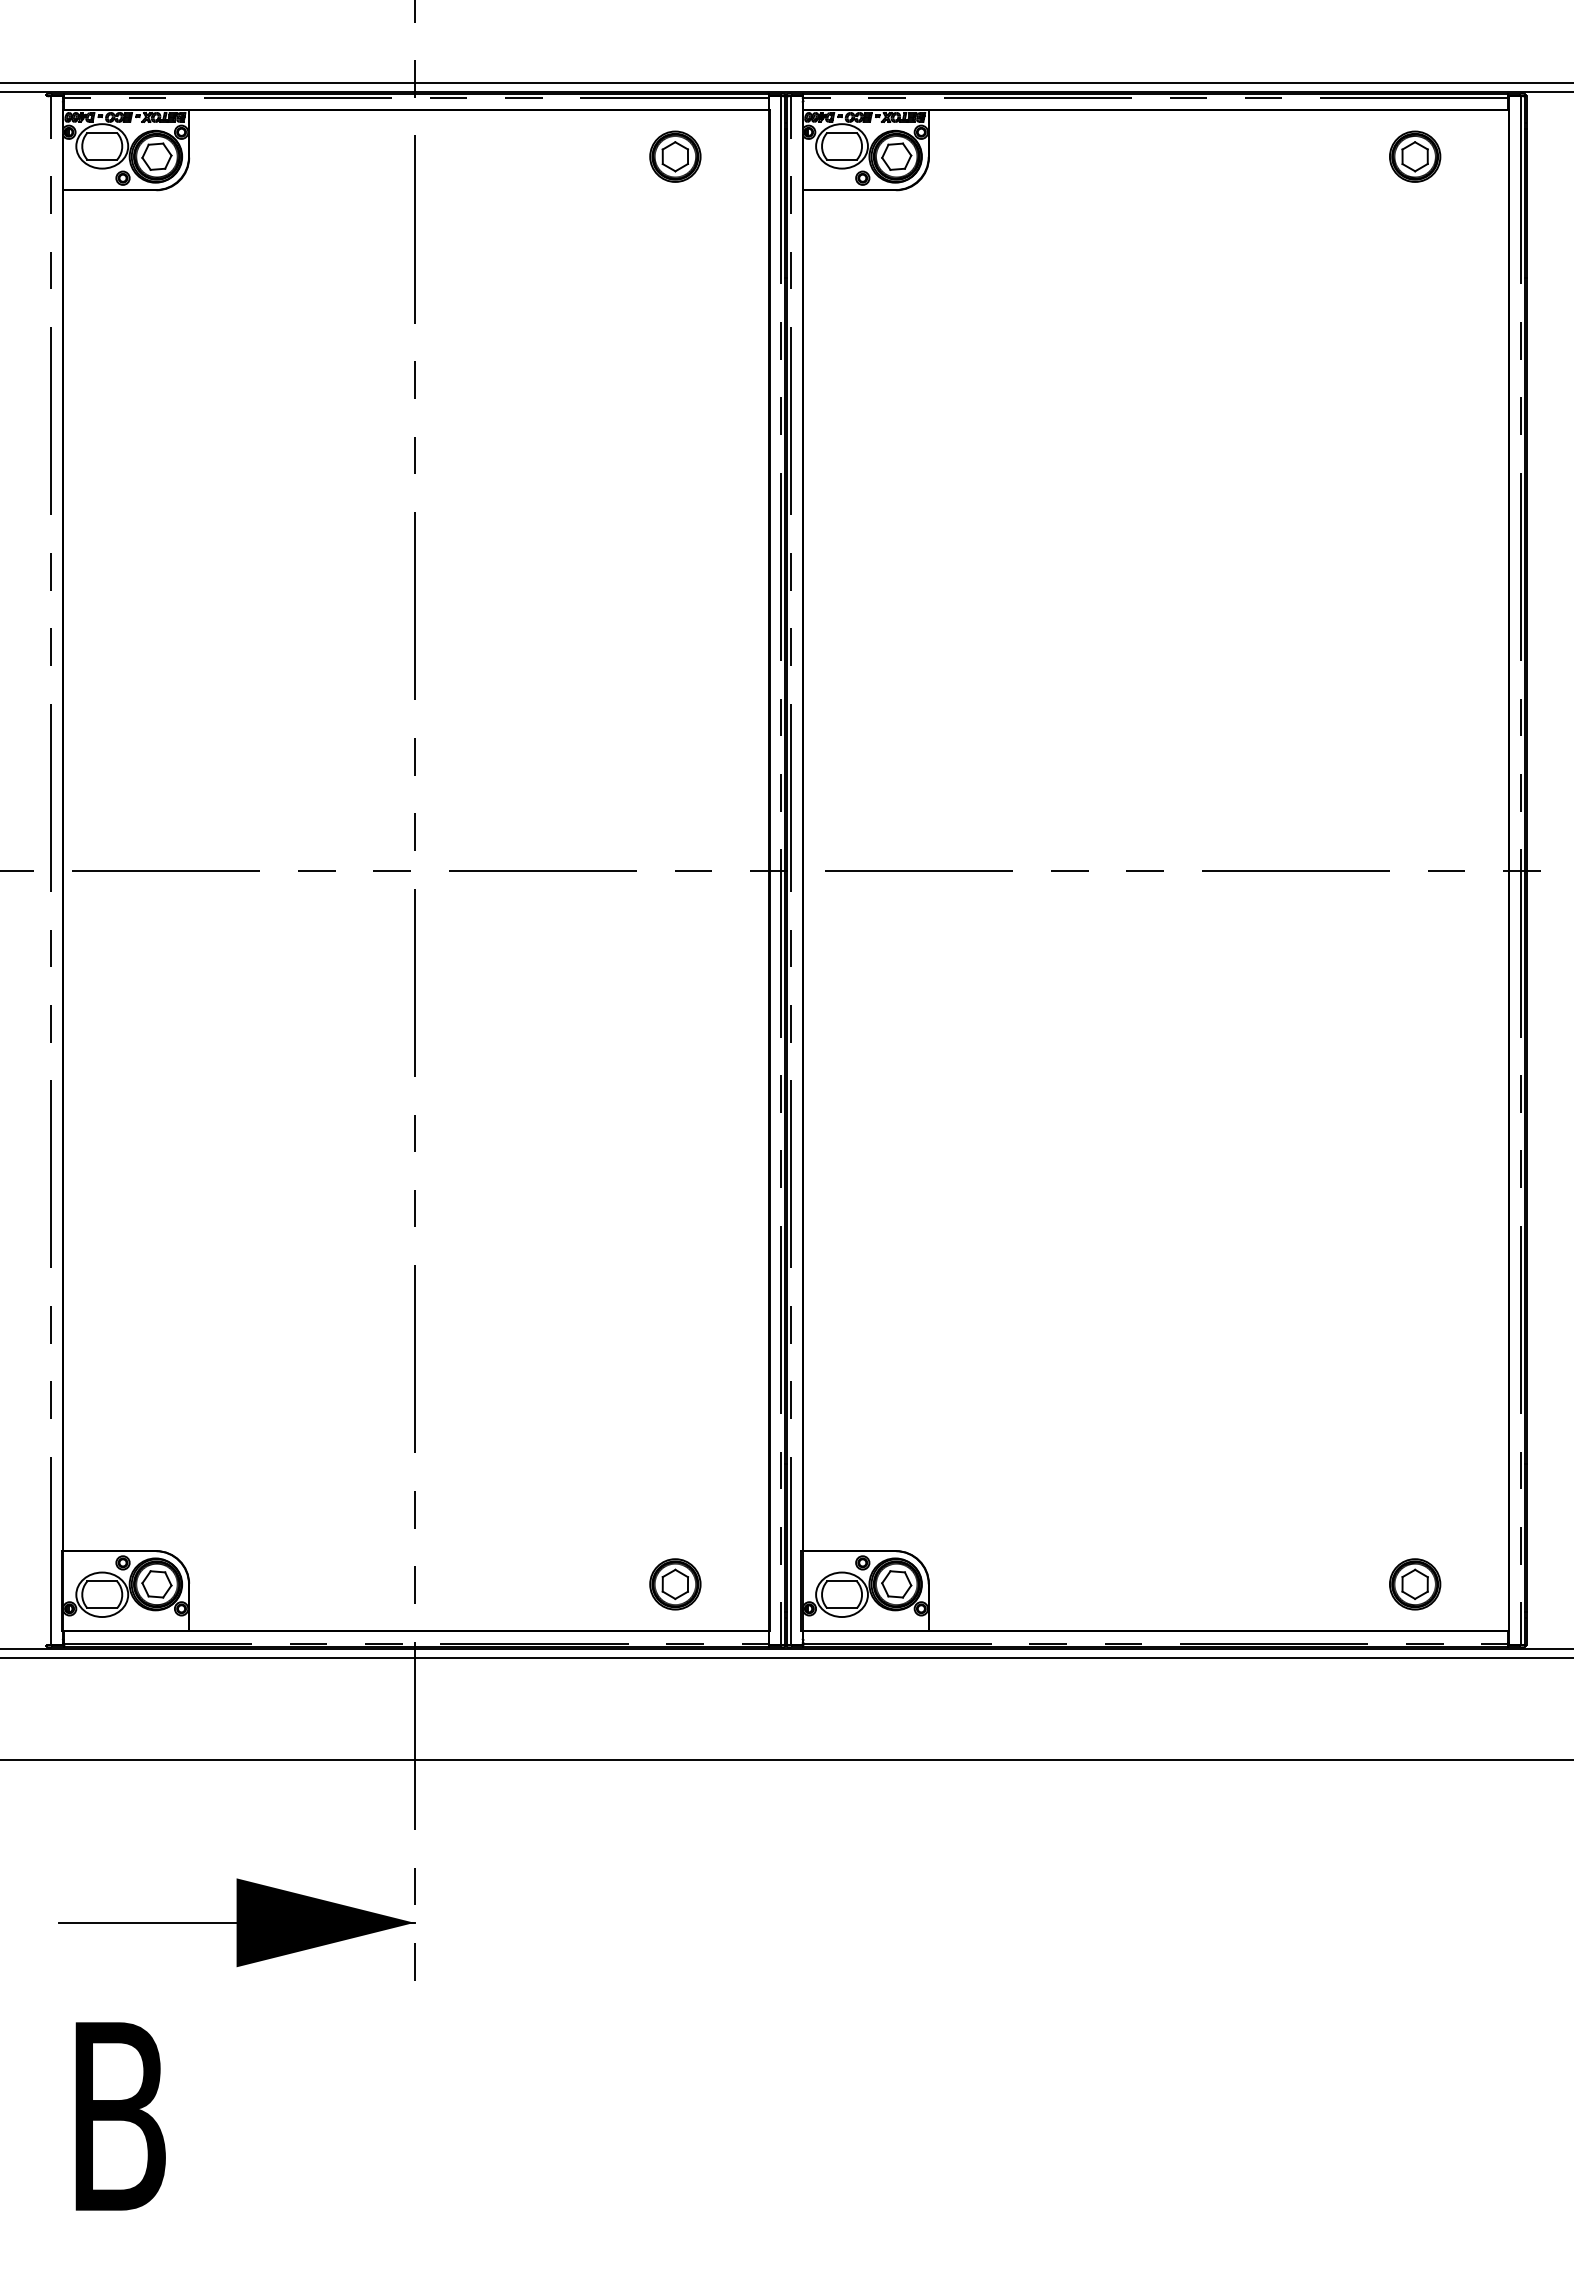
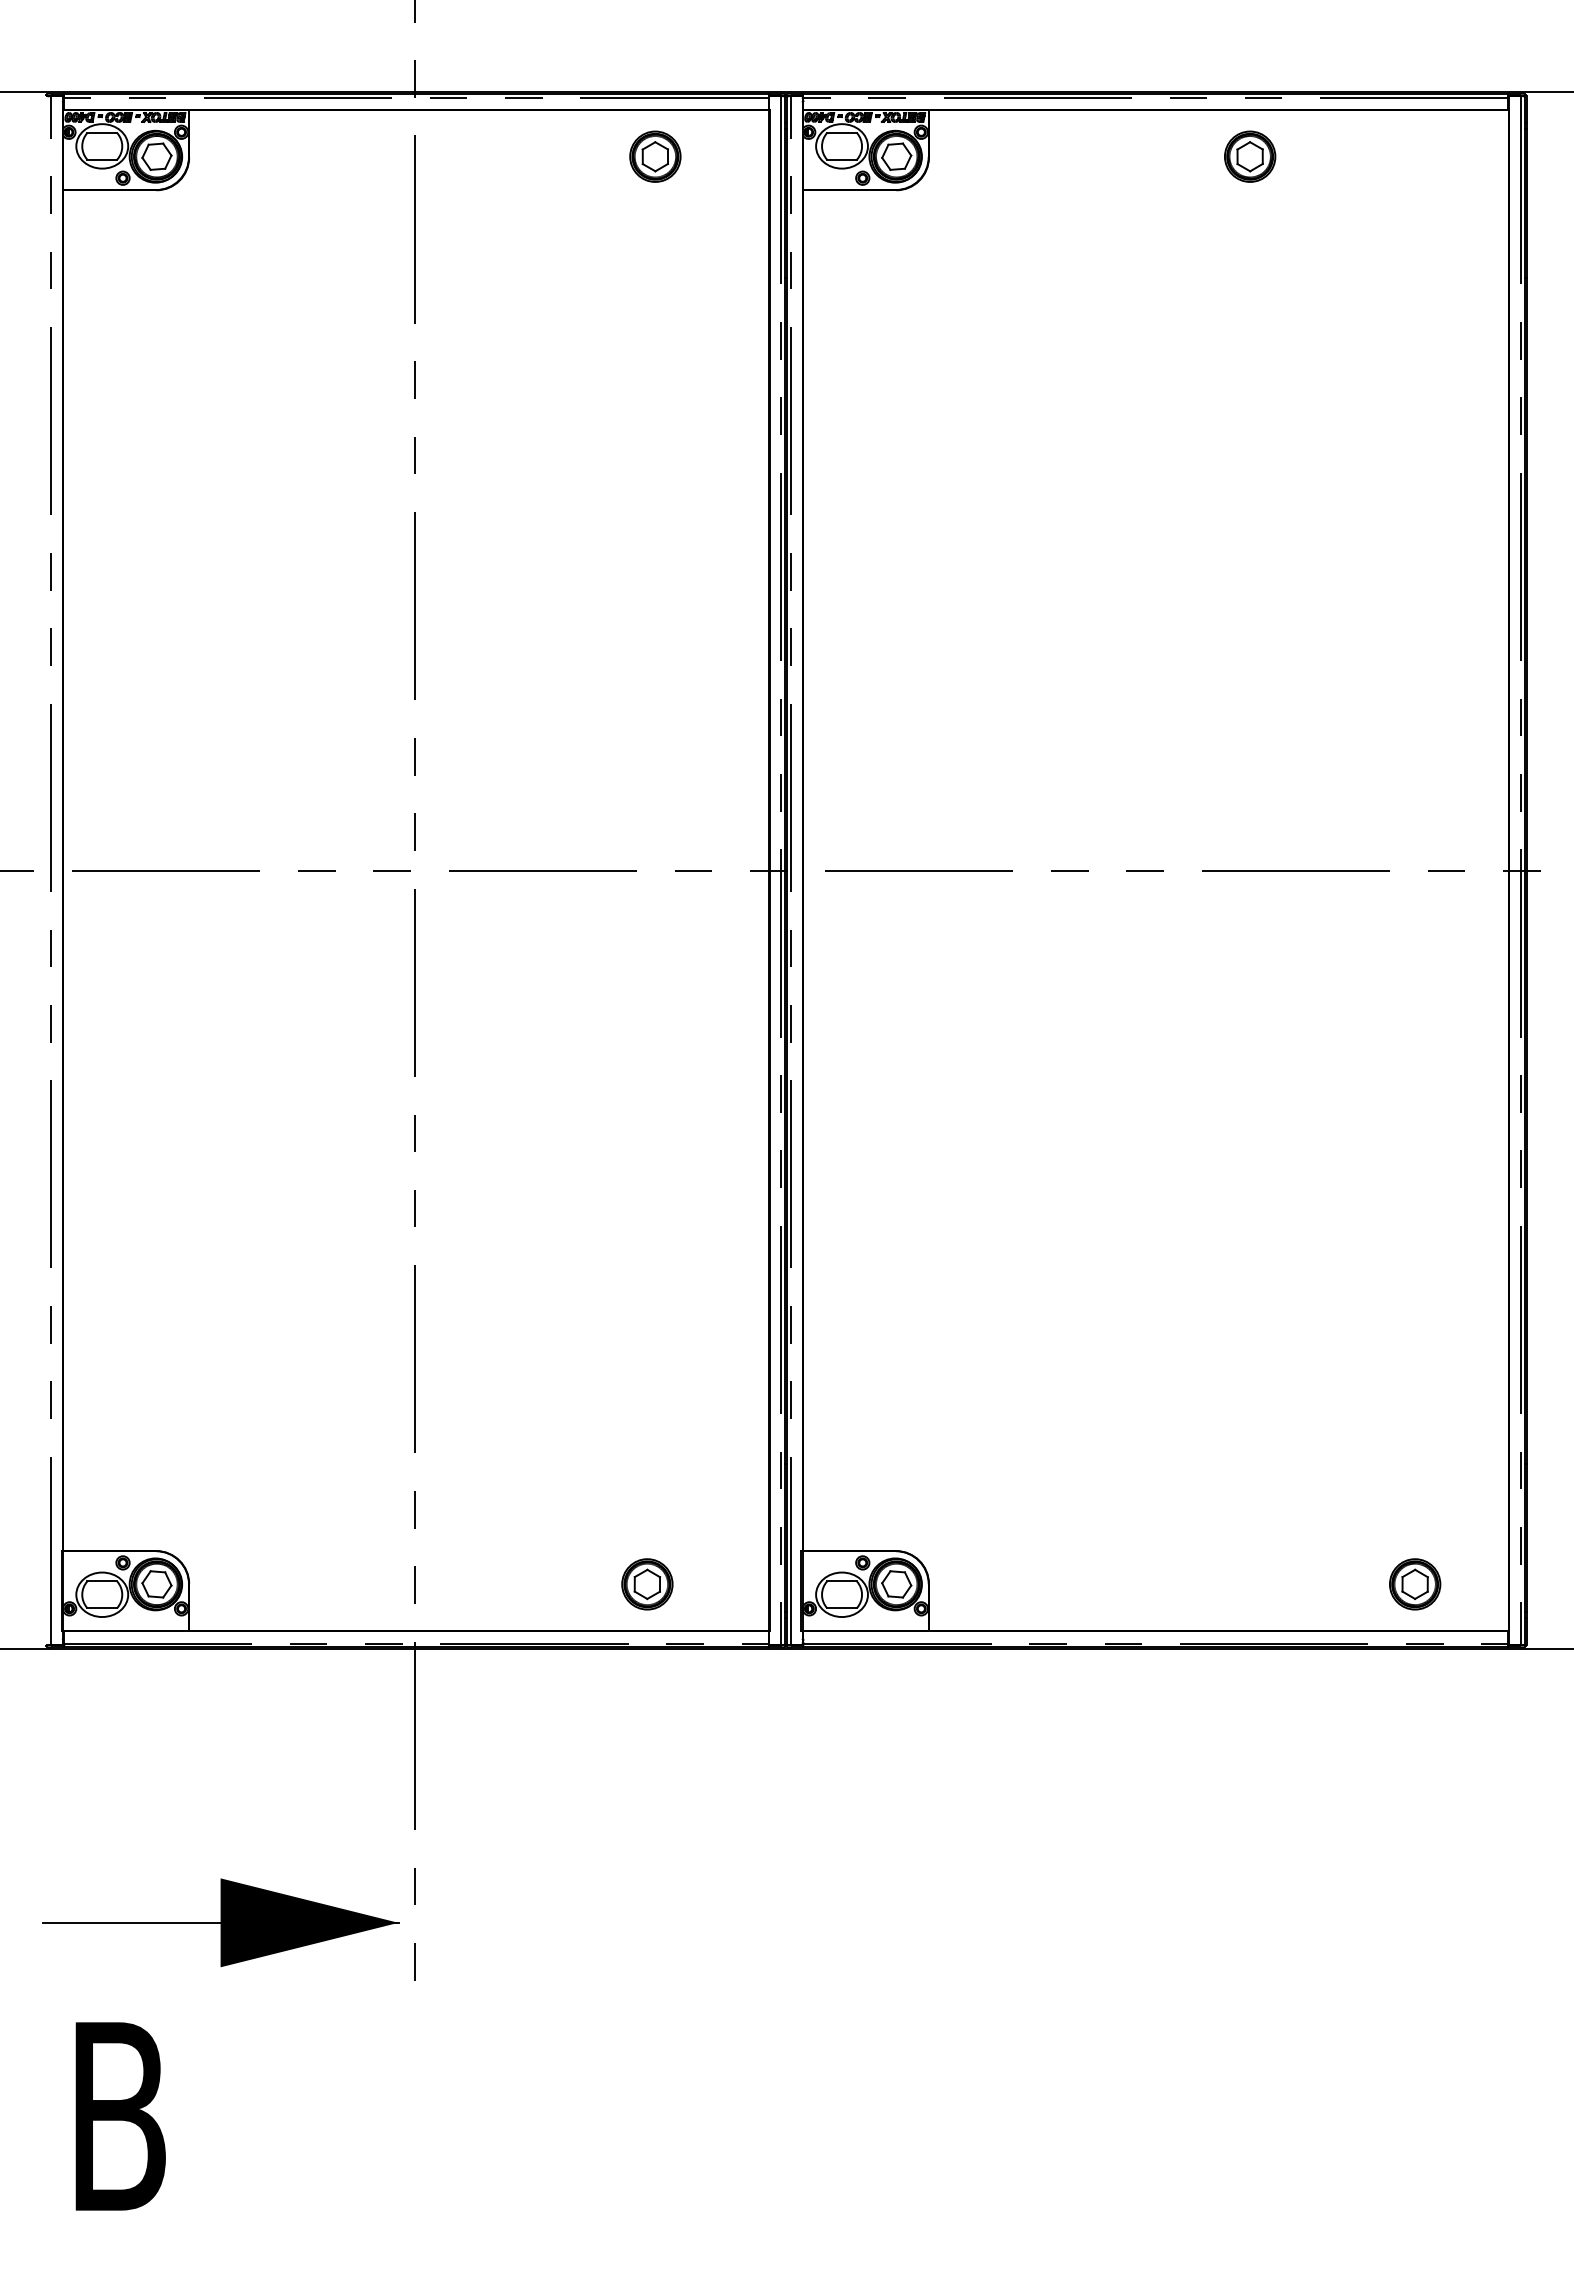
line: present -> none (786, 83)
part position: (675, 156) -> (655, 156) (655, 156)
part position: (1415, 156) -> (1250, 156) (1250, 156)
part position: (675, 1584) -> (647, 1584) (647, 1584)
line: present -> none (786, 1657)
line: present -> none (786, 1760)
part position: (236, 1922) -> (220, 1922) (220, 1922)
